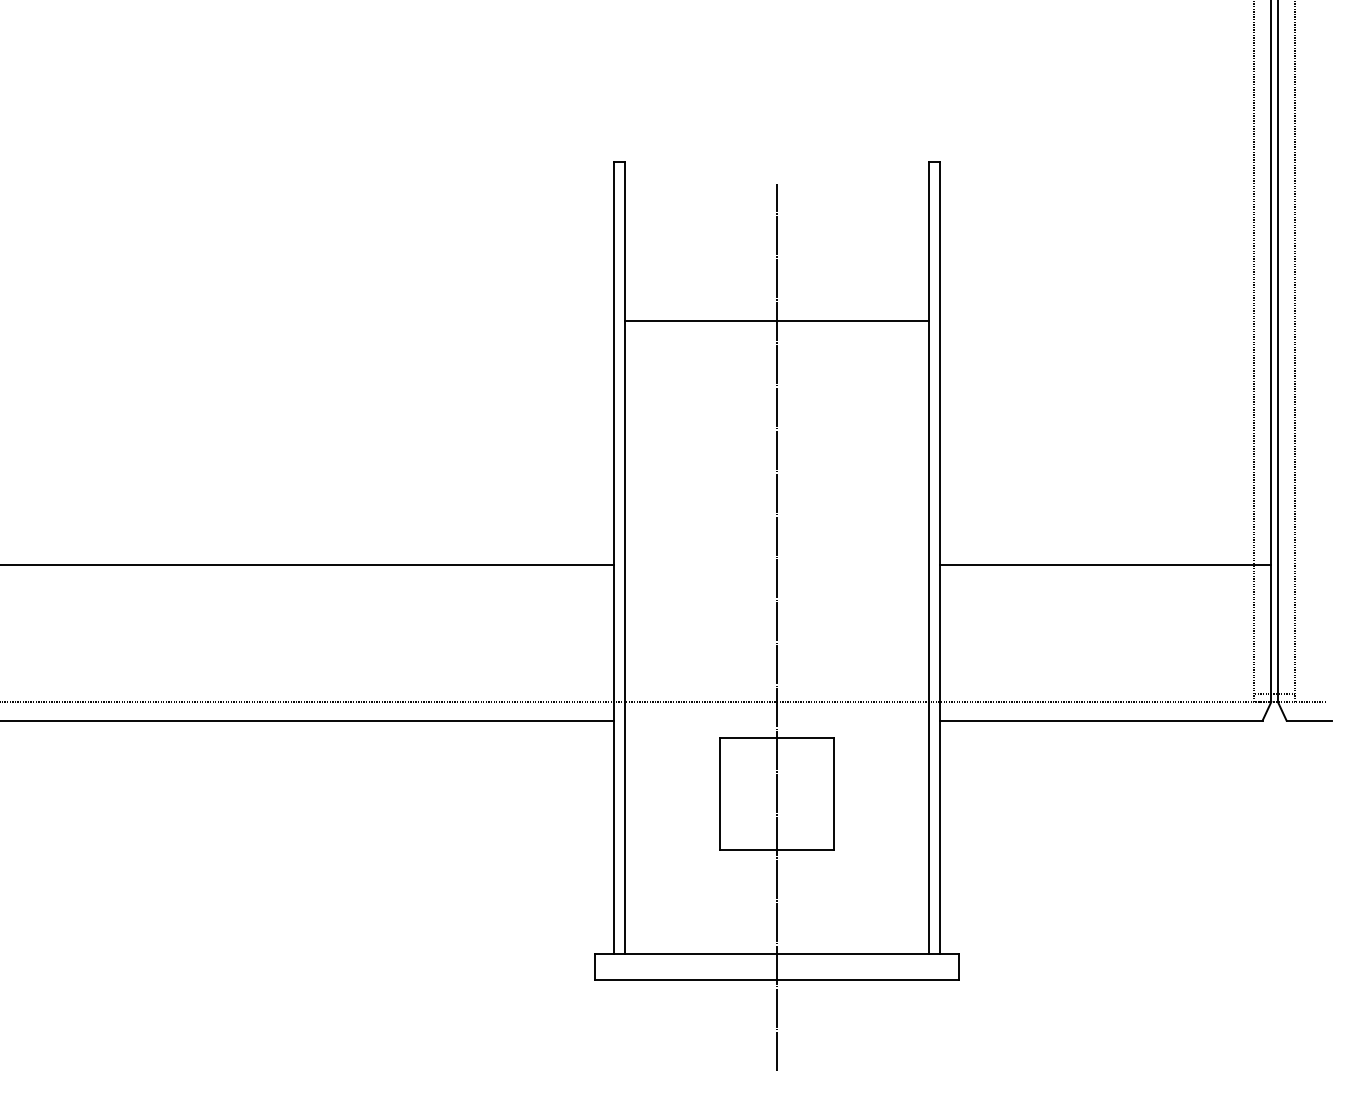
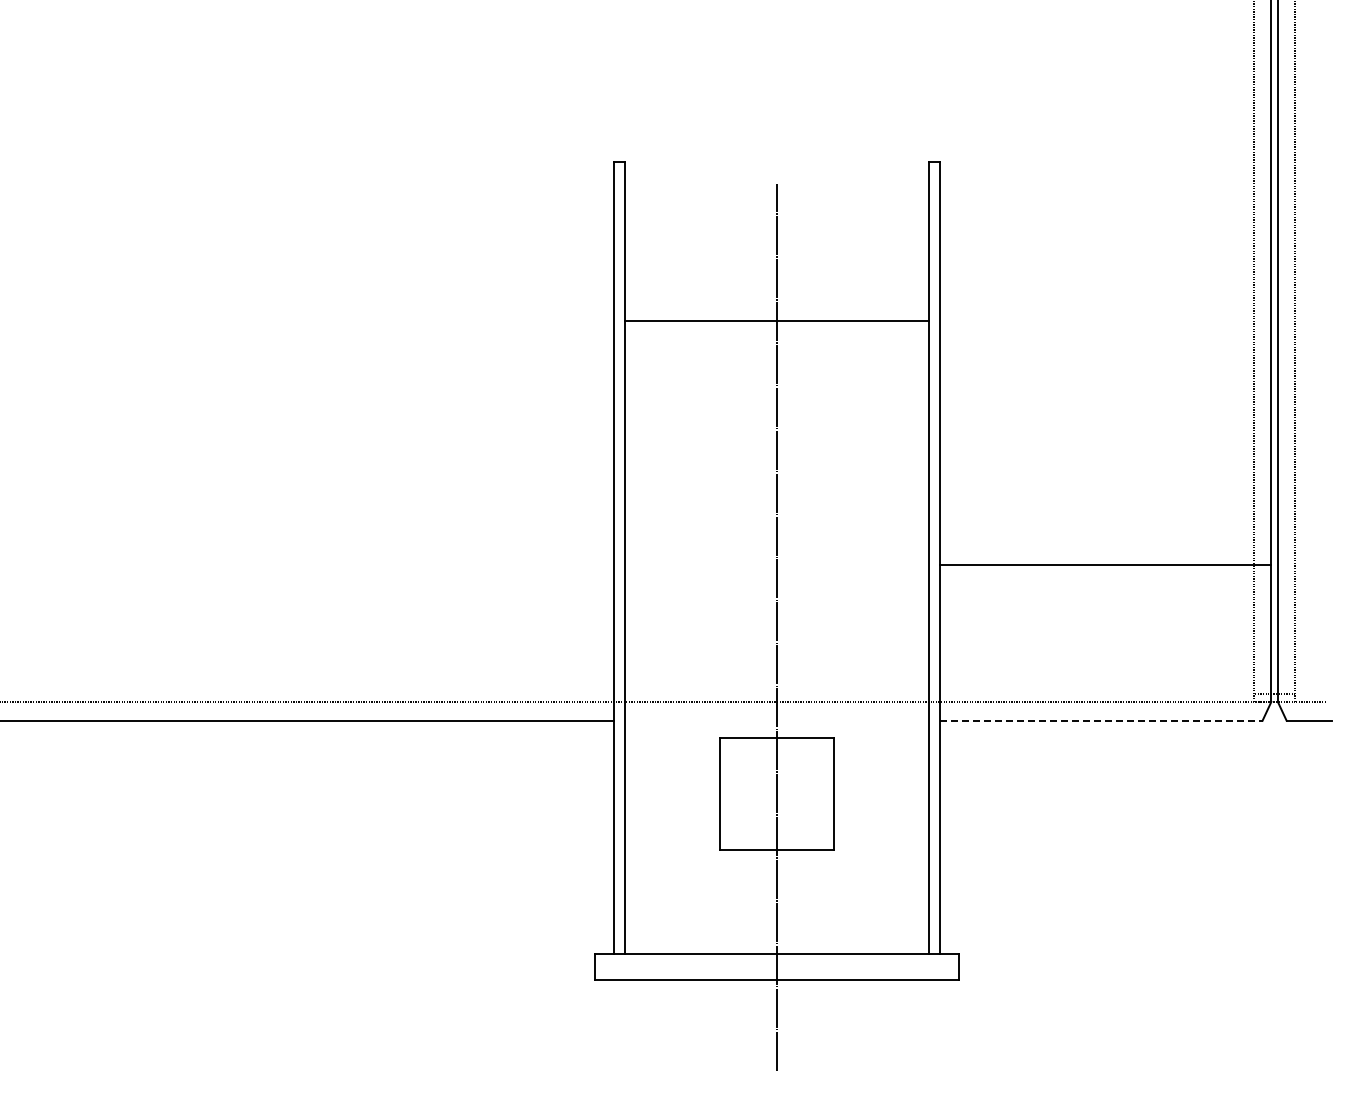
line: present -> none (308, 564)
line: solid -> dashed (1101, 720)
